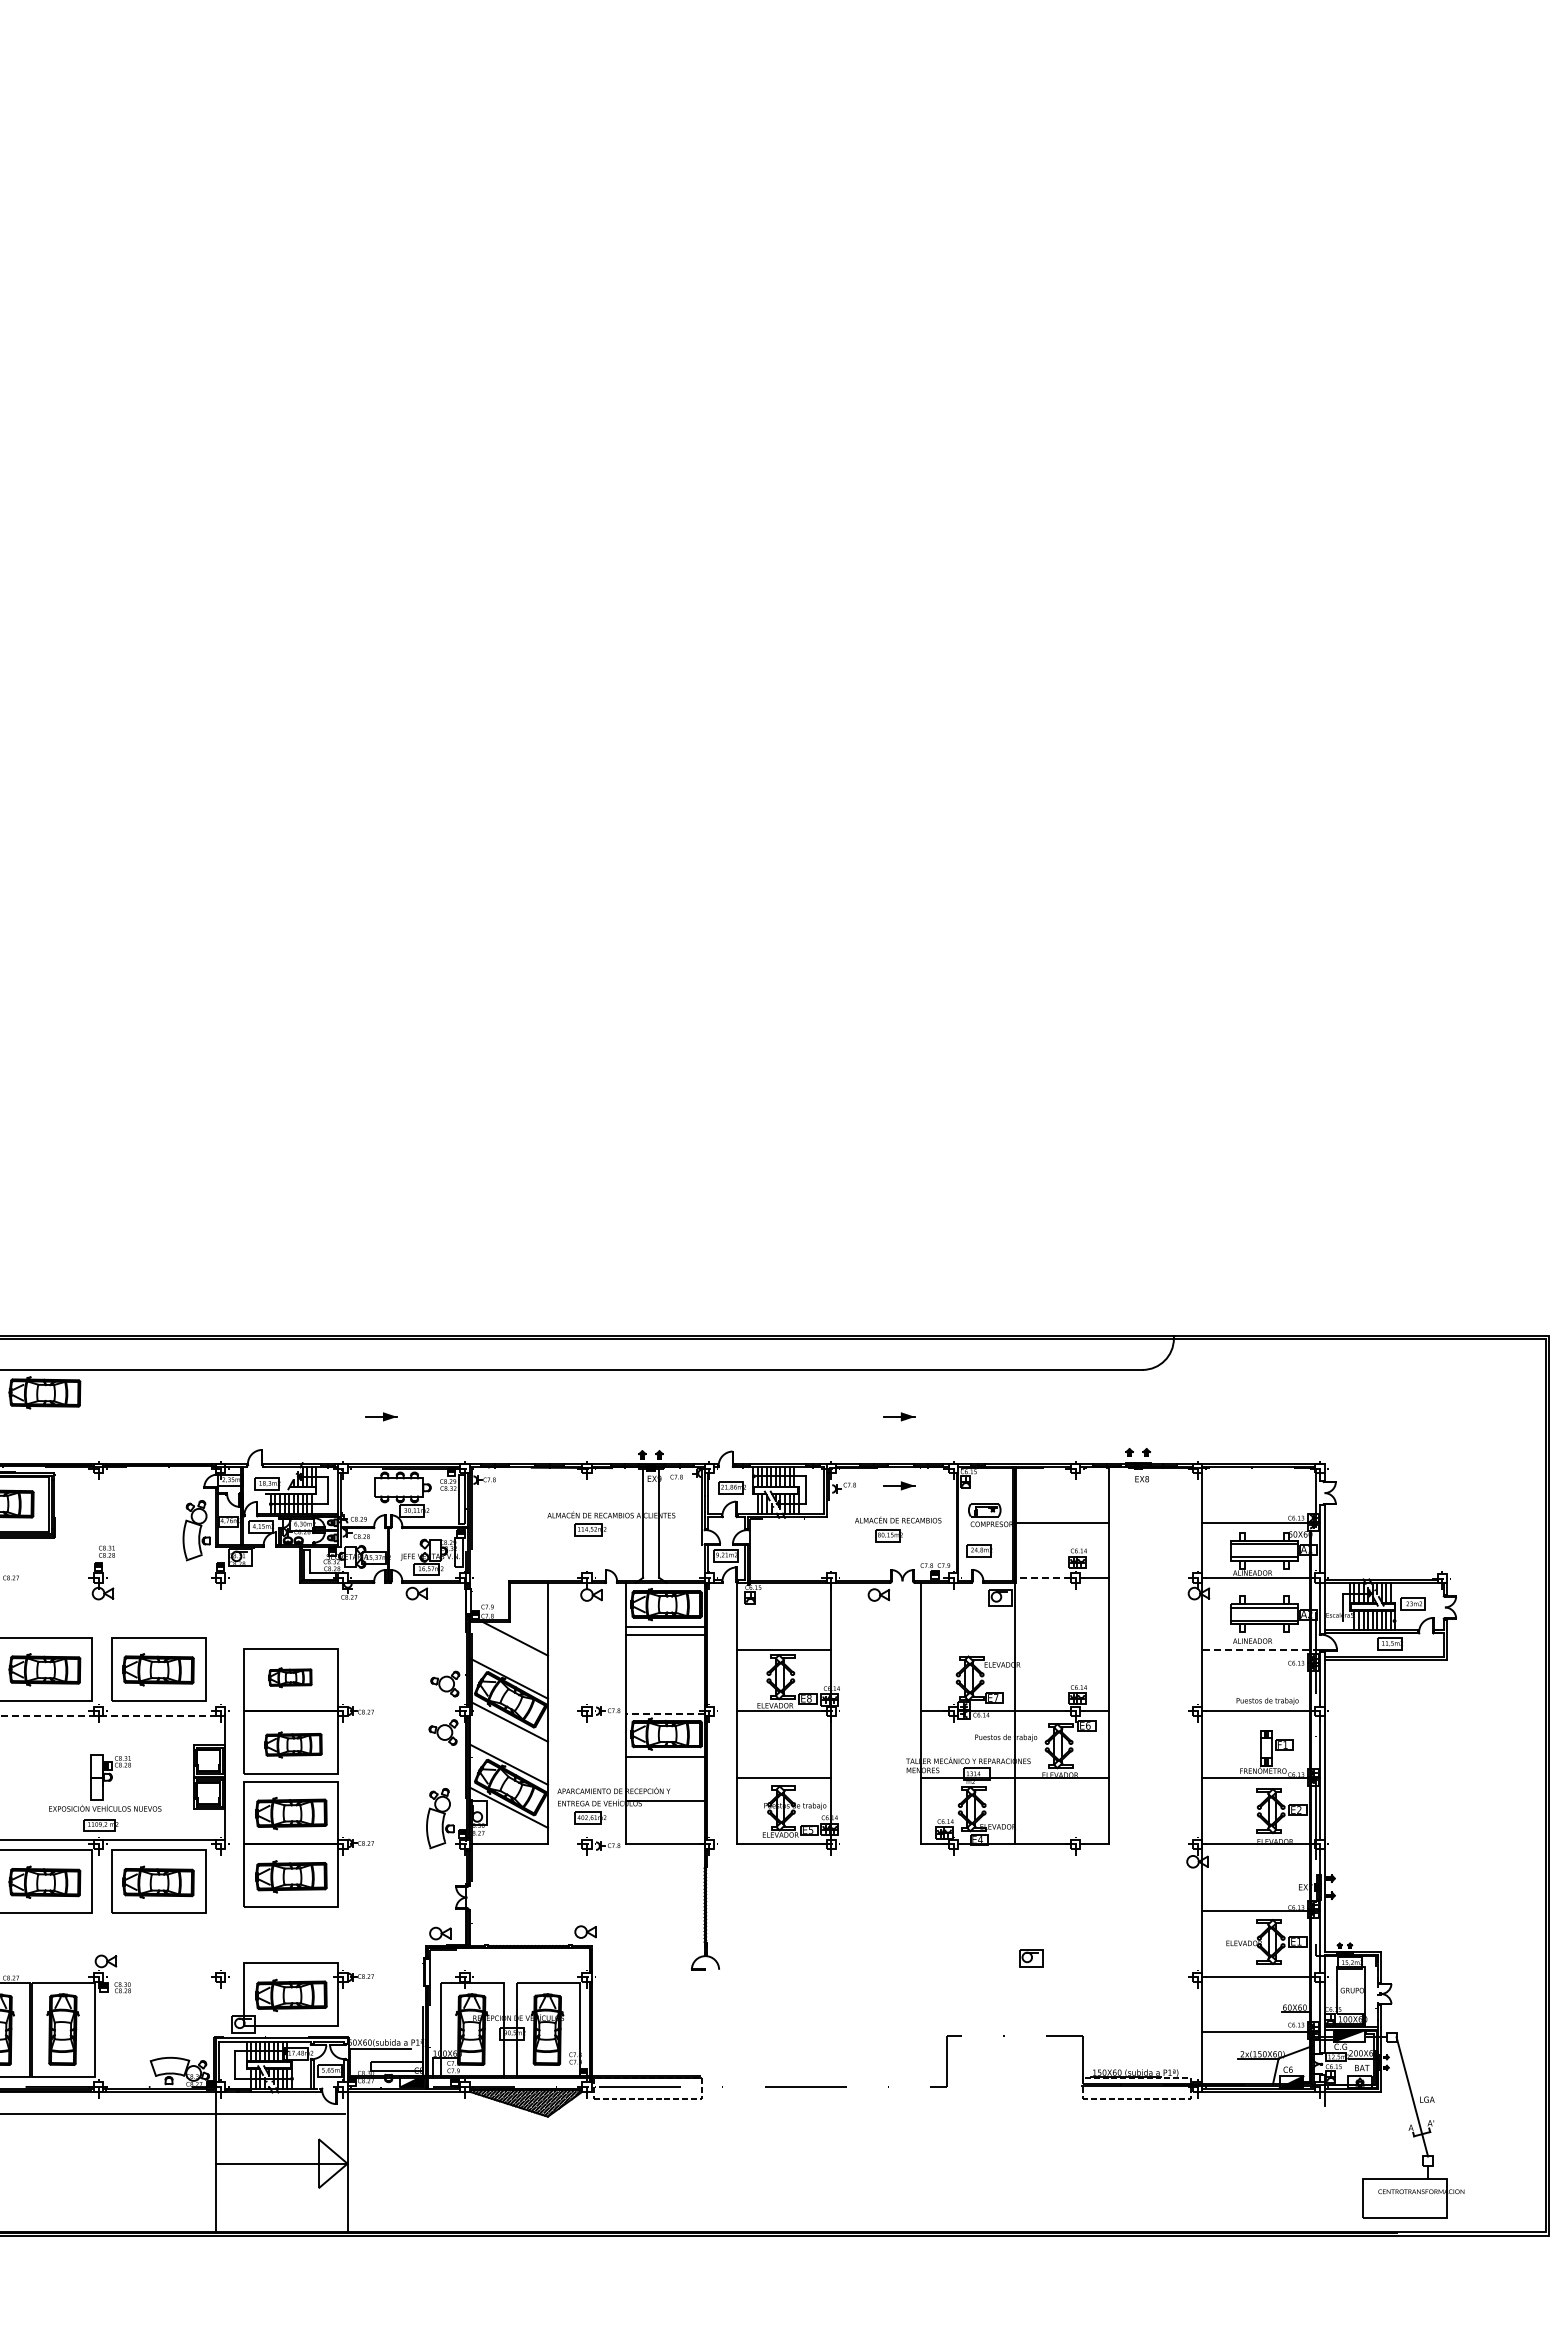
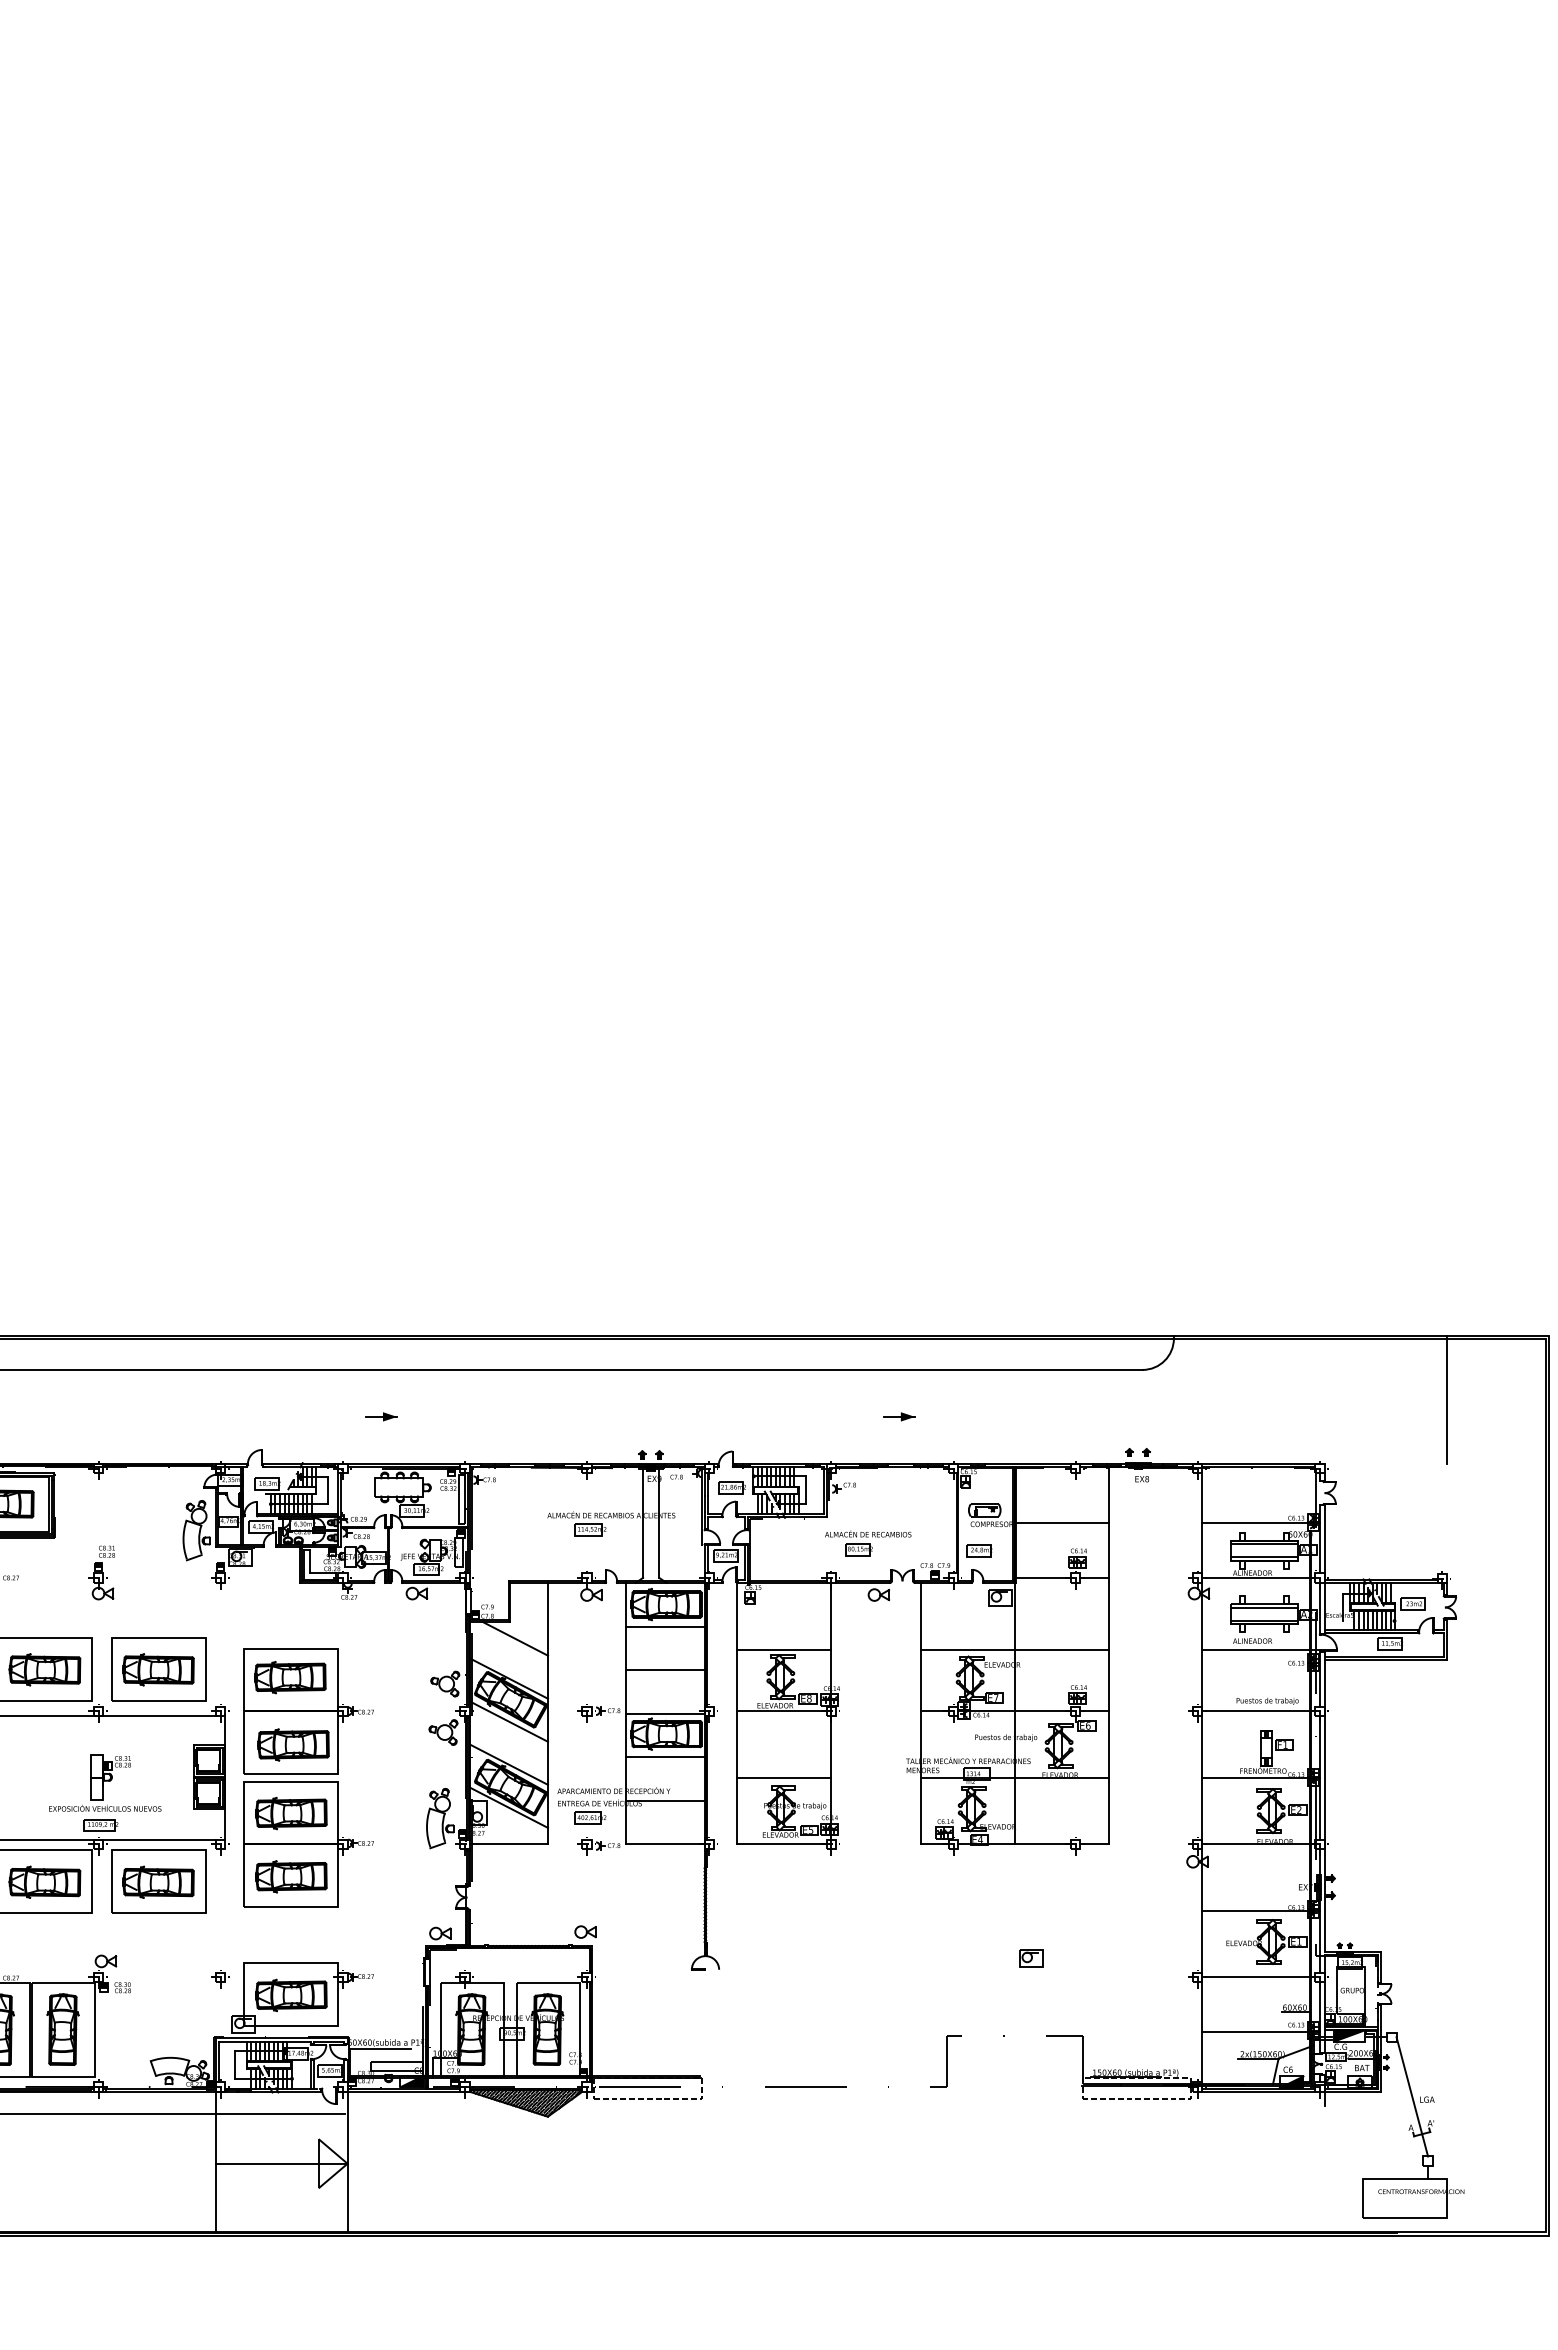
part: present -> none (44, 1392)
line: none -> present (1446, 1399)
part: present -> none (899, 1485)
part position: (898, 1529) -> (868, 1543) (868, 1543)
line: dashed -> solid (1043, 1578)
line position: (665, 1635) -> (665, 1670) (665, 1670)
line: none -> present (1014, 1649)
line: dashed -> solid (1261, 1649)
part size: 45x22 px -> 73x34 px (290, 1677)
line: dashed -> solid (664, 1713)
line: dashed -> solid (108, 1715)
part size: 59x28 px -> 73x34 px (293, 1744)
